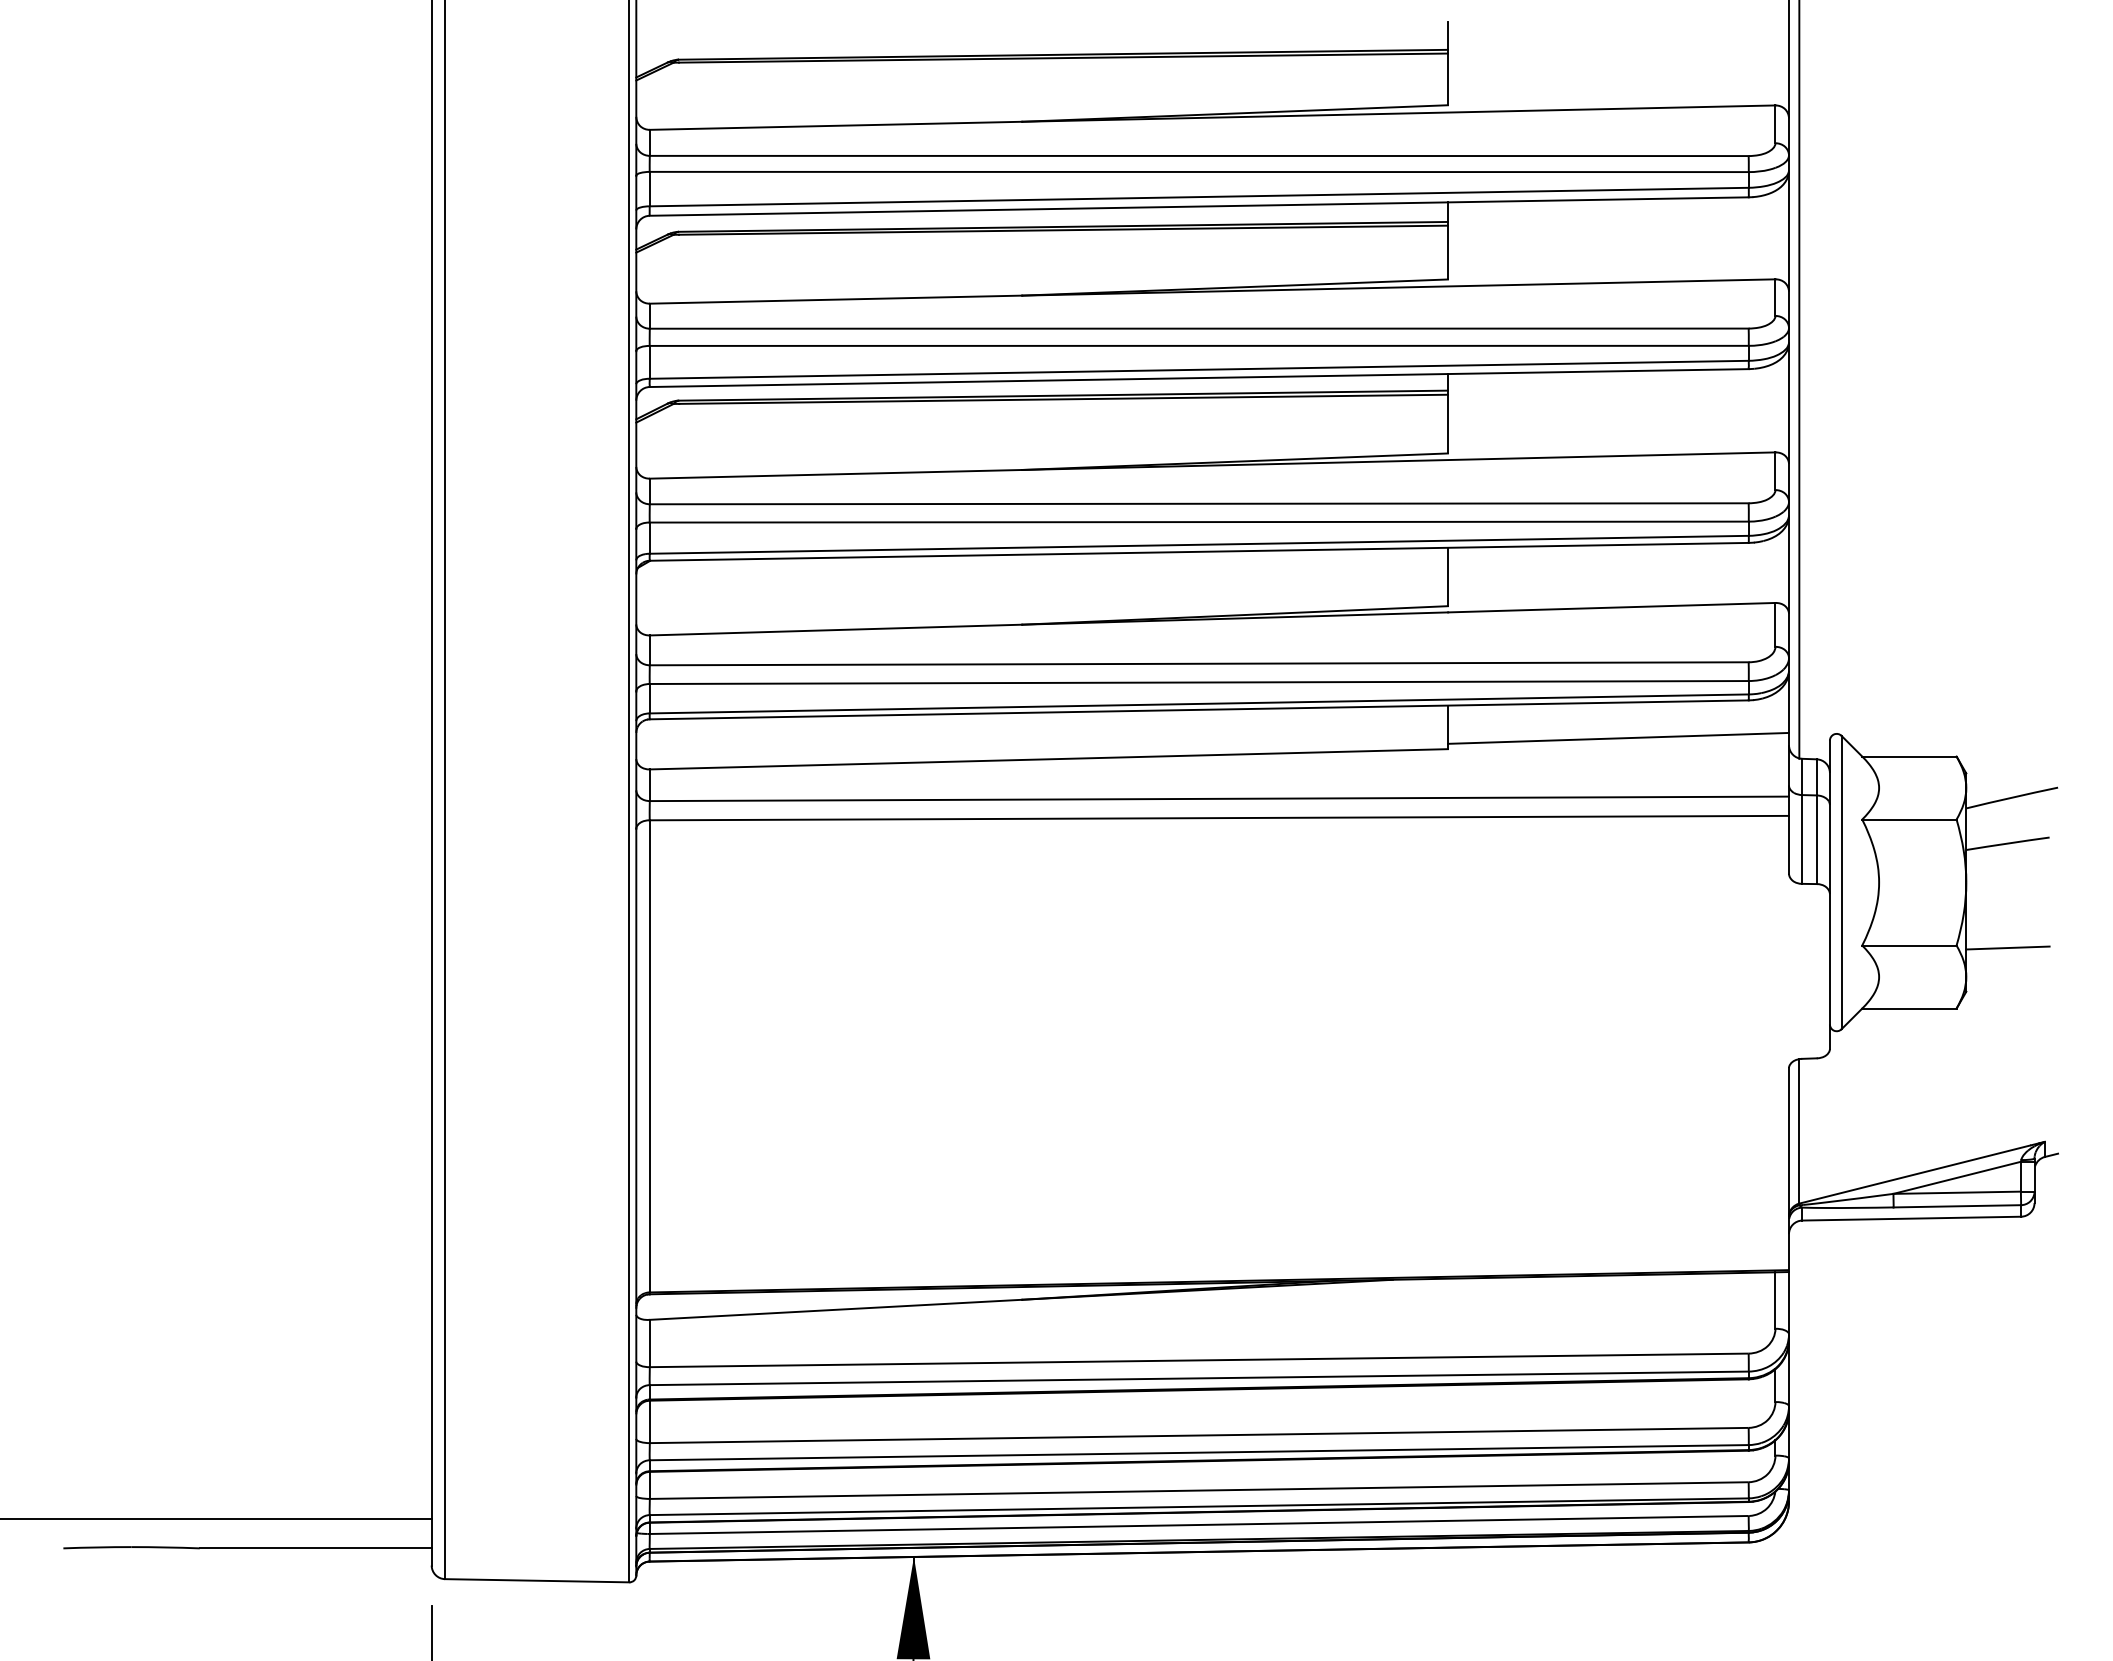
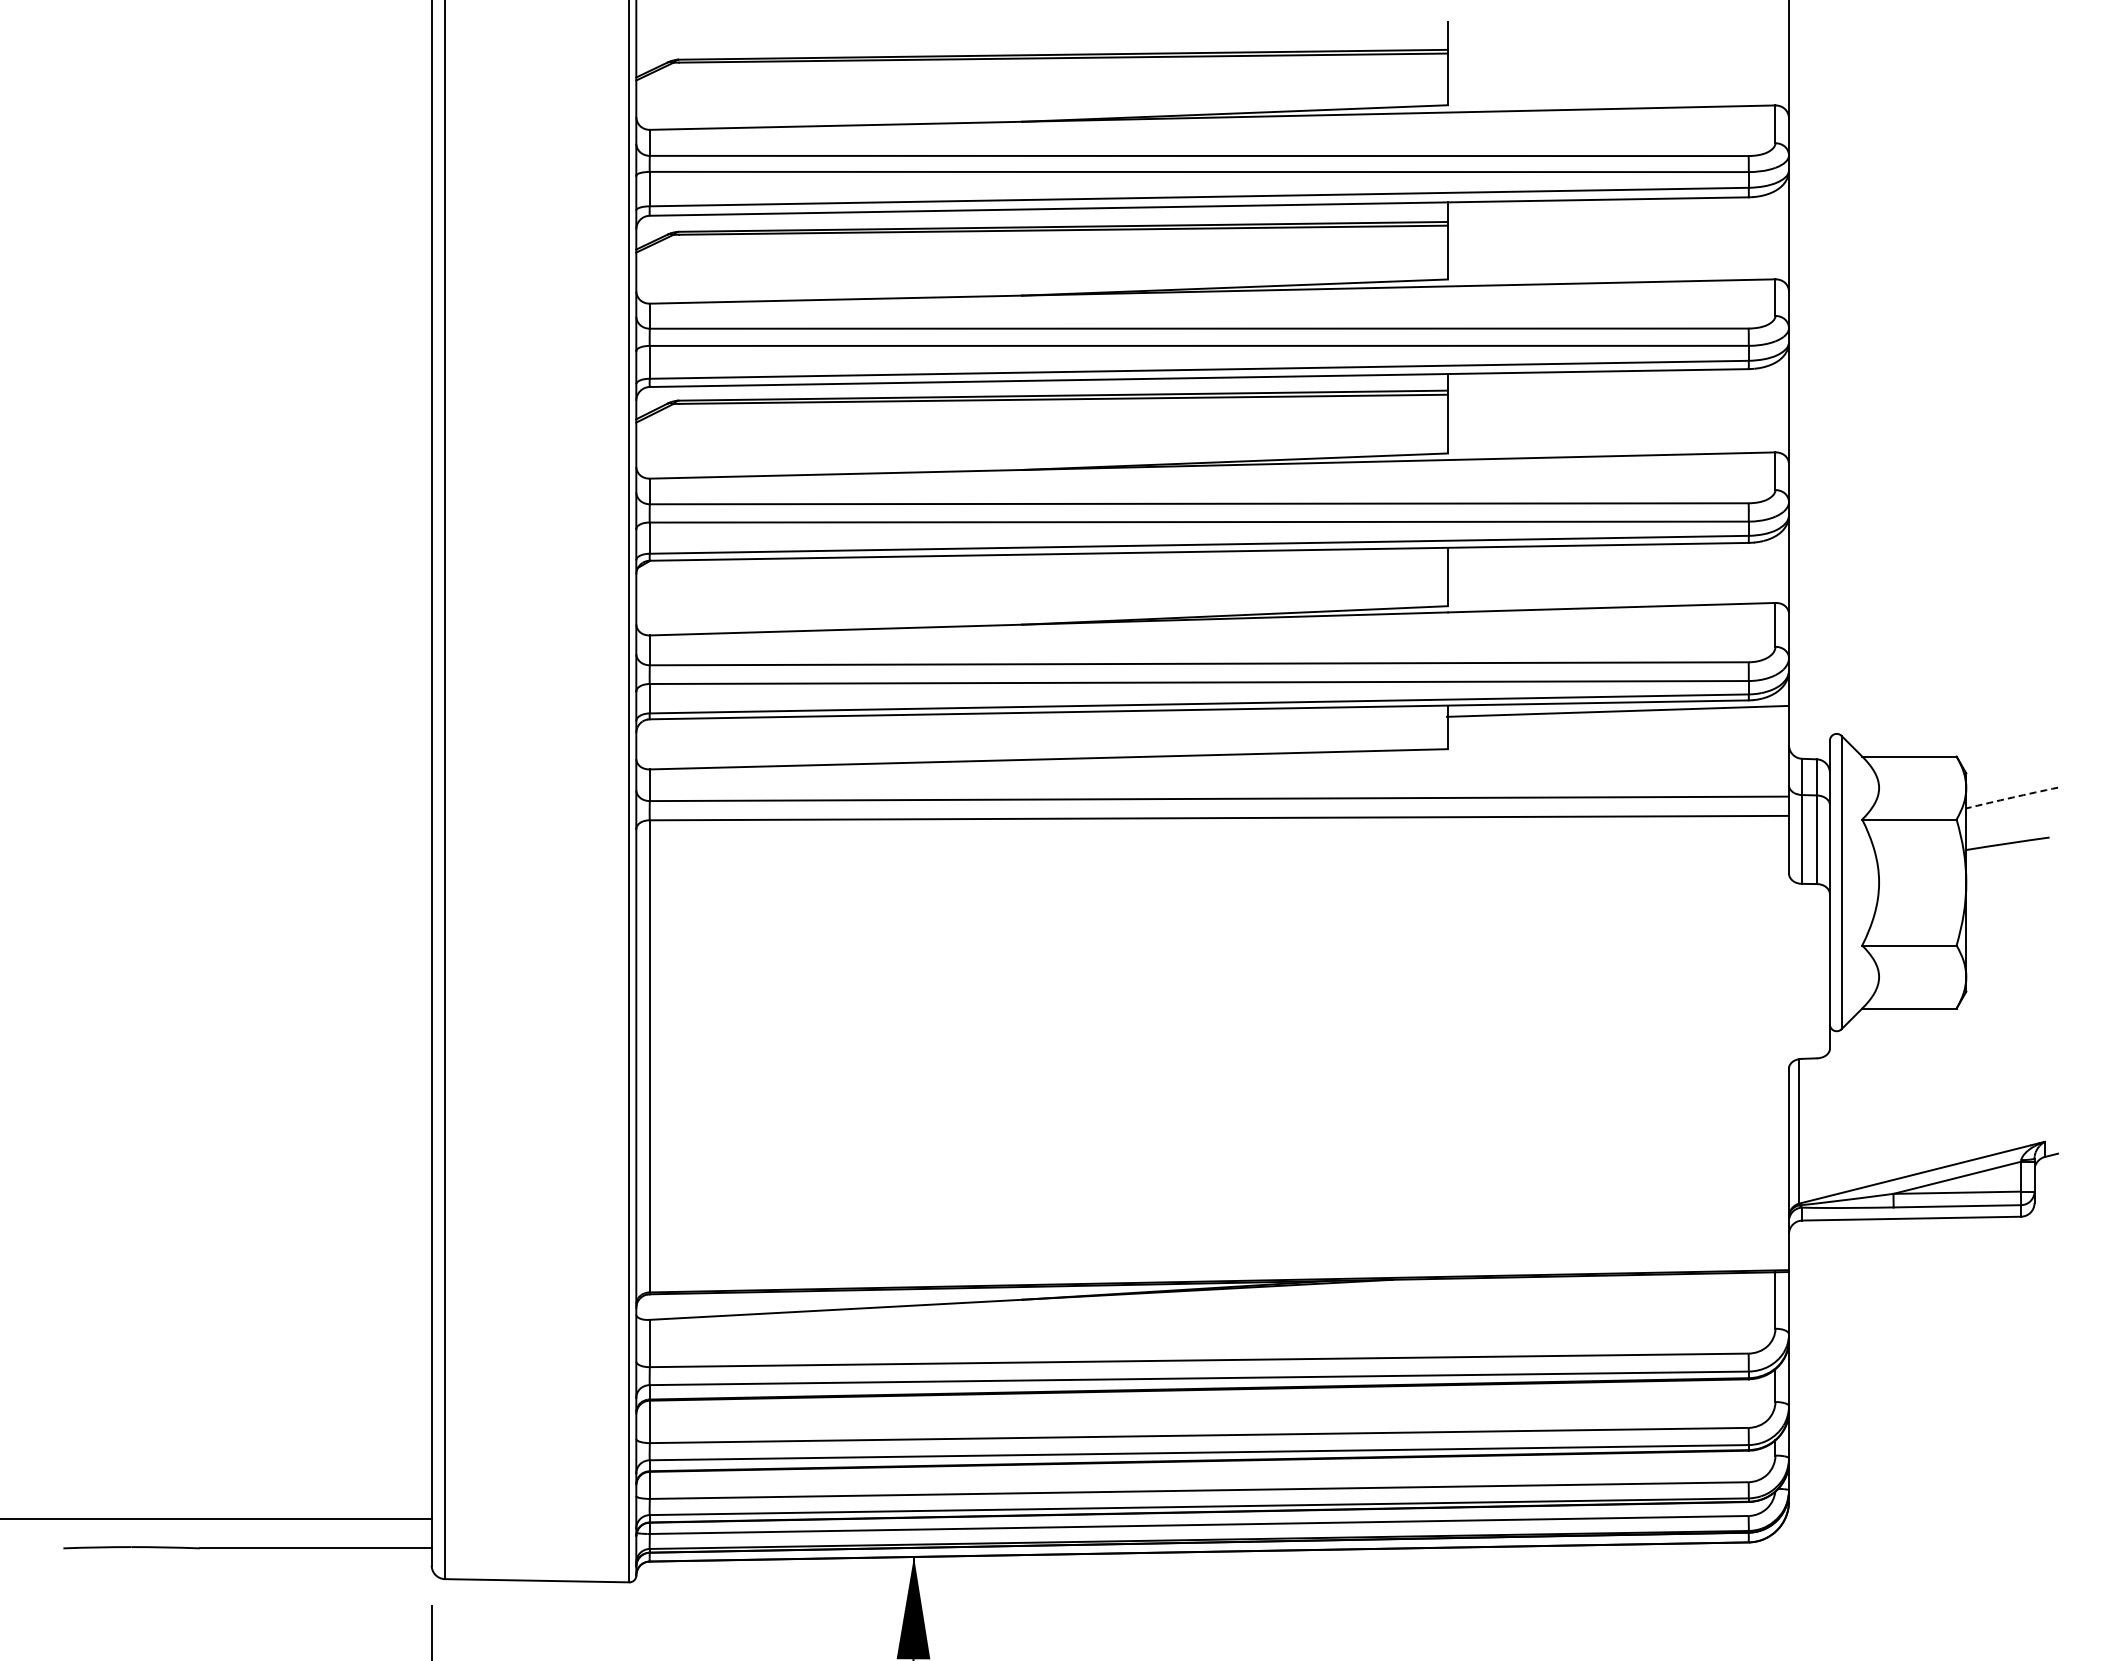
line: present -> none (1799, 380)
line position: (1617, 737) -> (1616, 710) (1616, 710)
arc: solid -> dashed (2012, 797)
line: present -> none (2007, 947)
